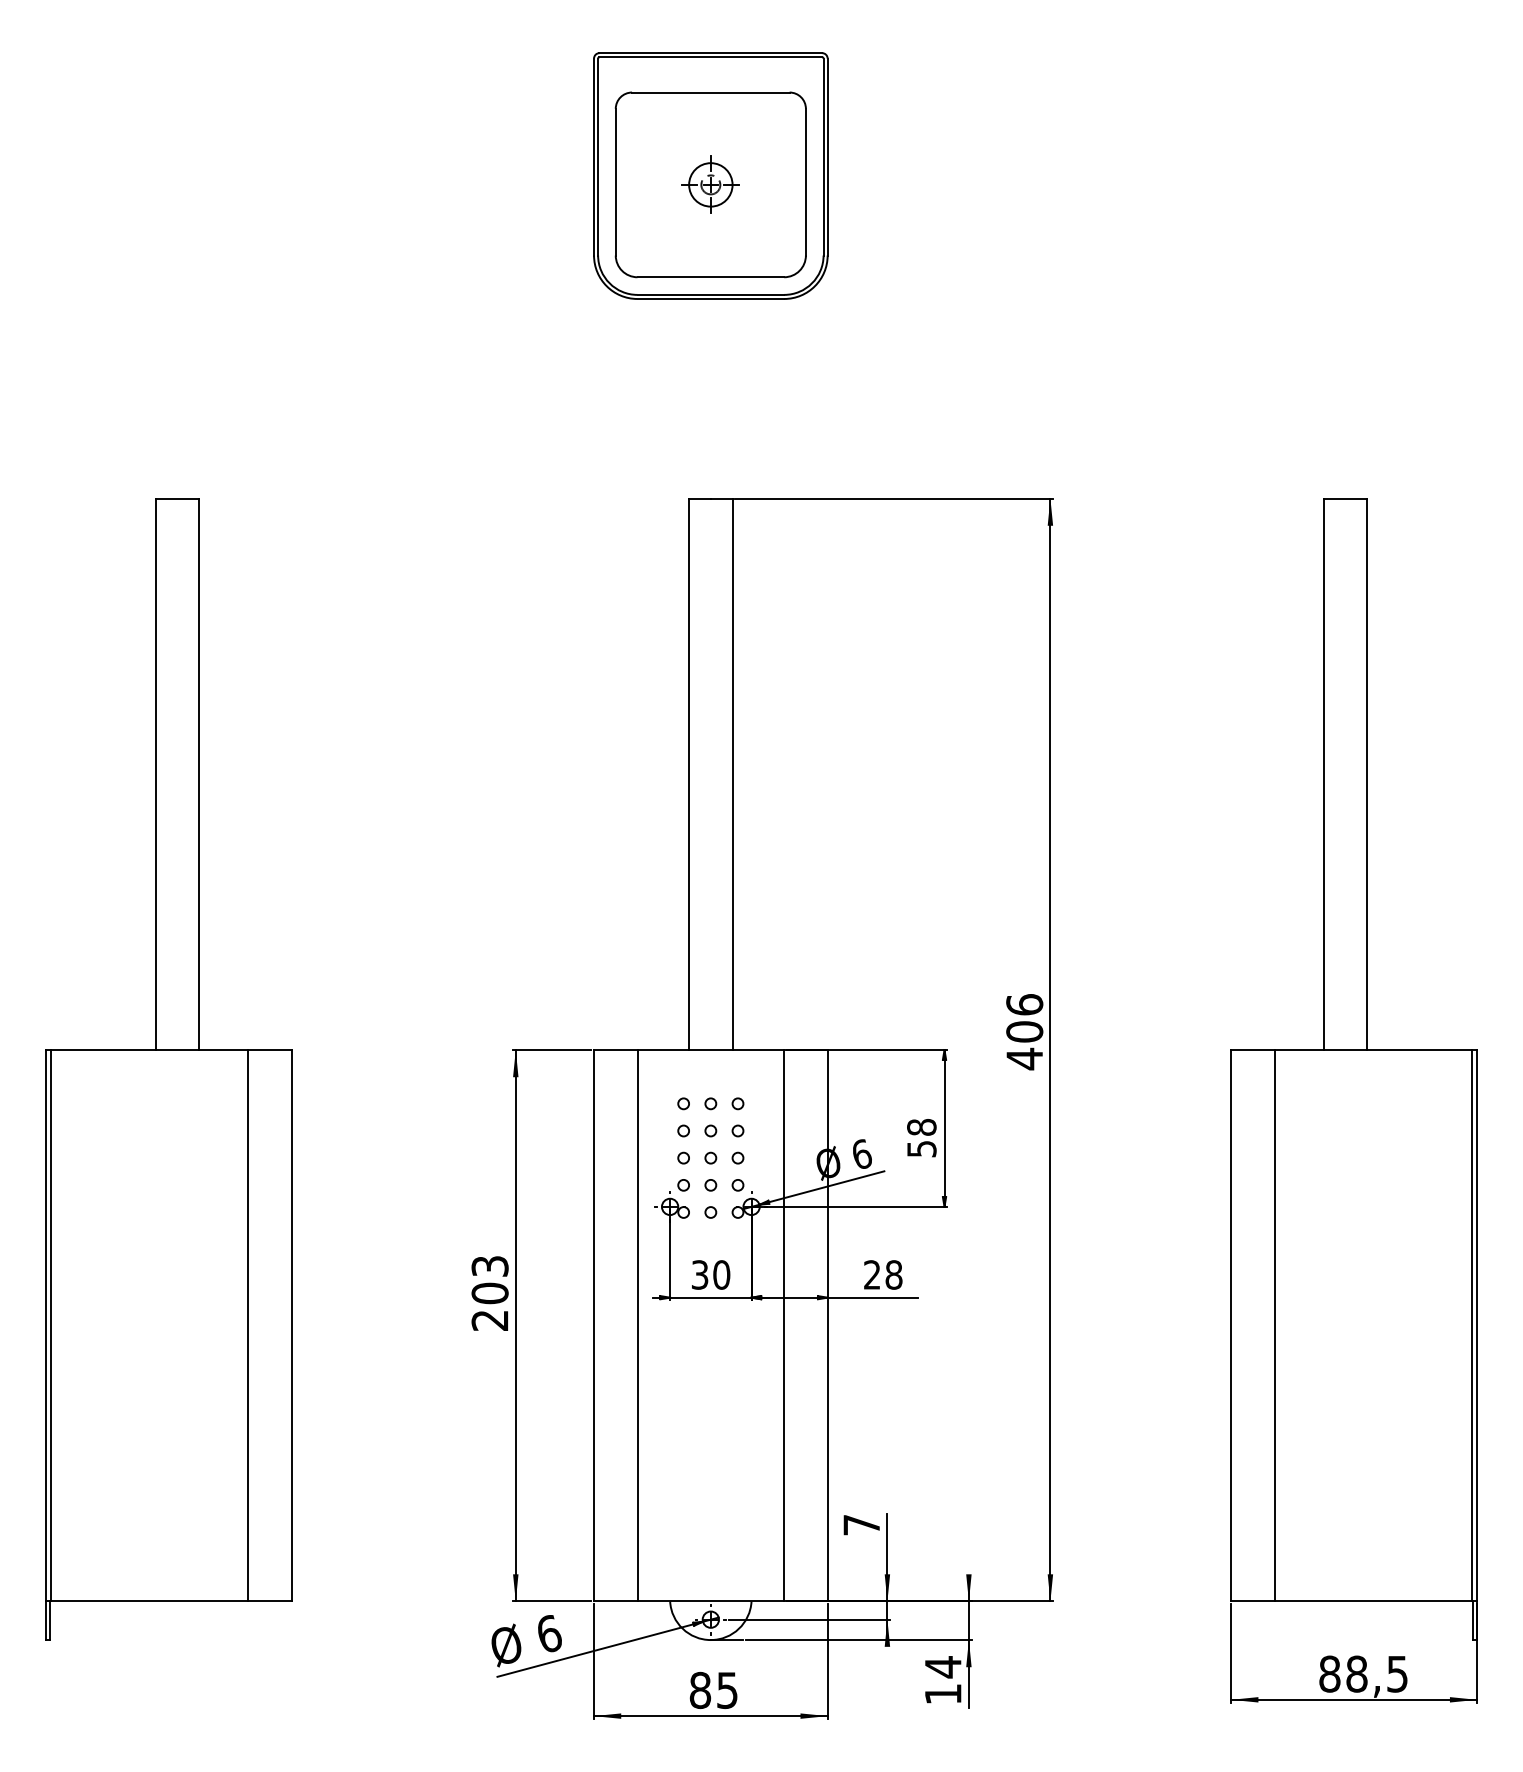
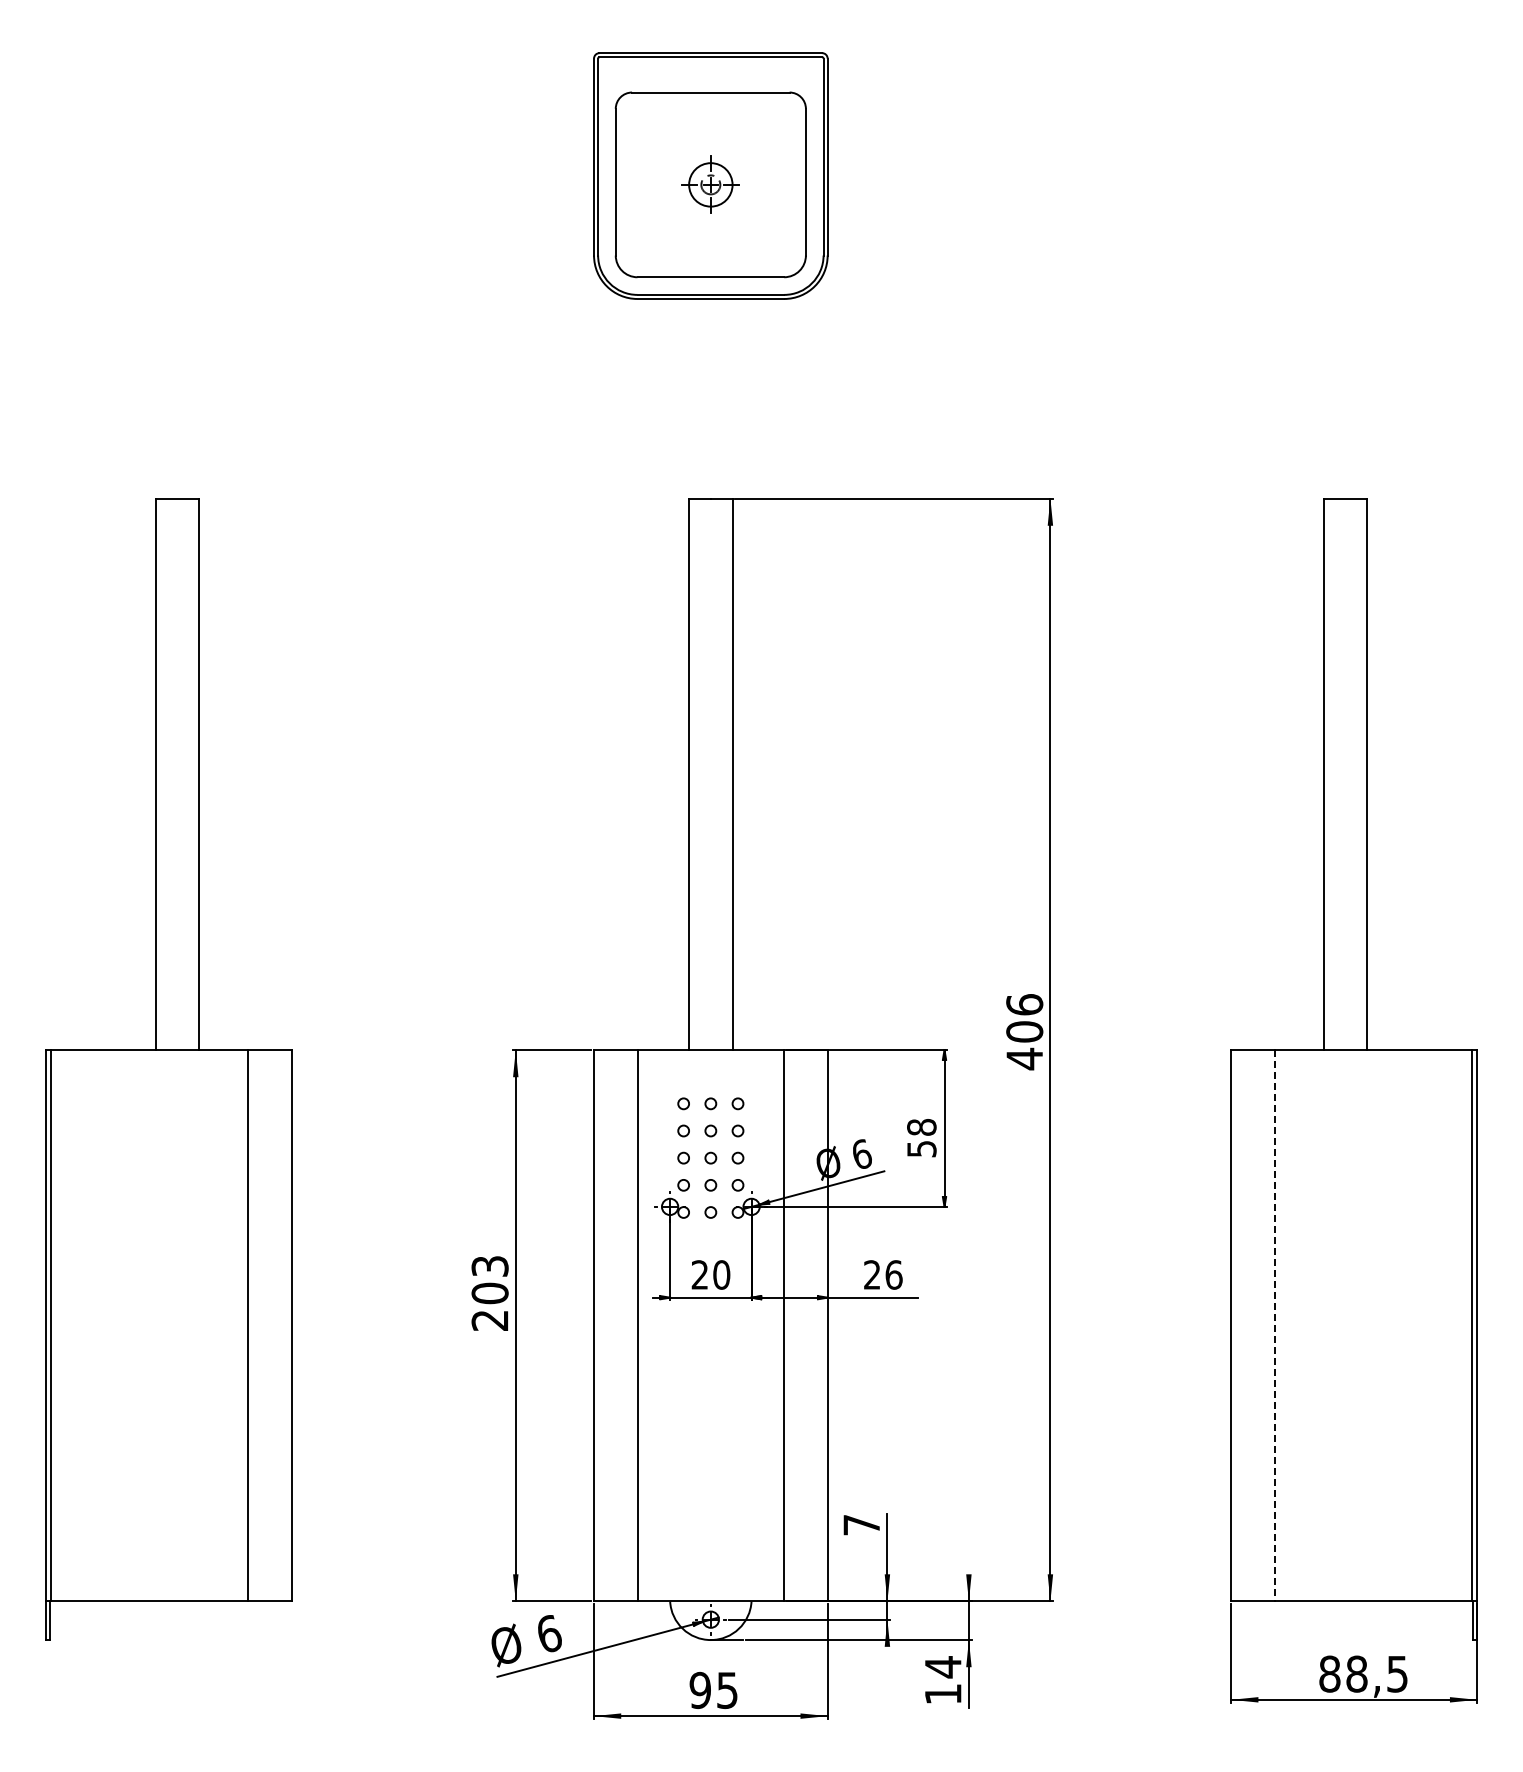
text: 30 -> 20 (699, 1274)
text: 28 -> 26 (893, 1274)
line: solid -> dashed (1274, 1325)
text: 85 -> 95 (700, 1690)
